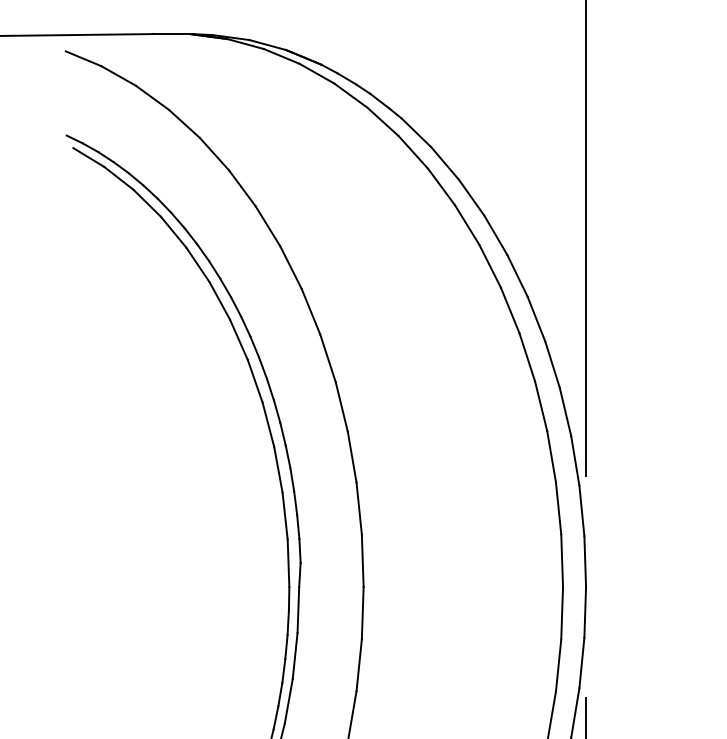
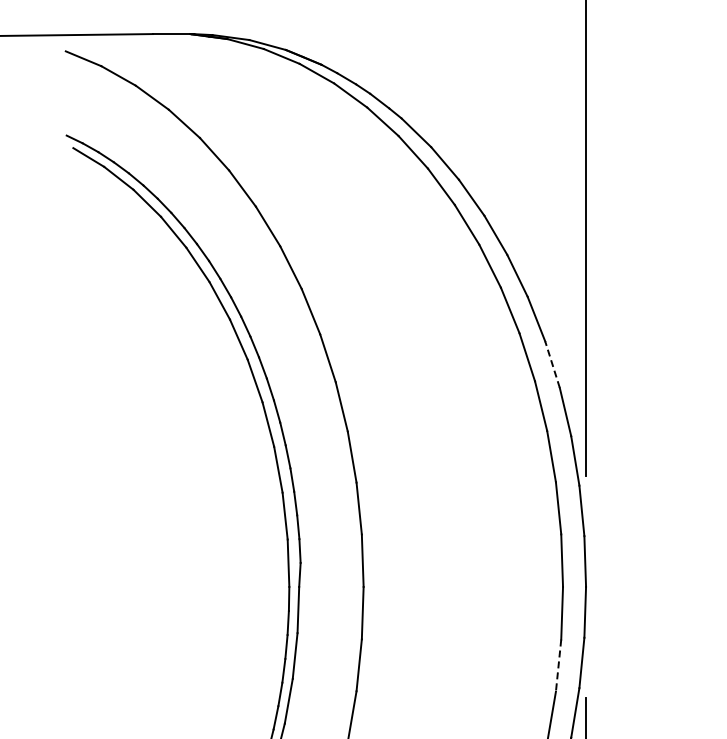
line: solid -> dashed (552, 364)
line: solid -> dashed (558, 666)
